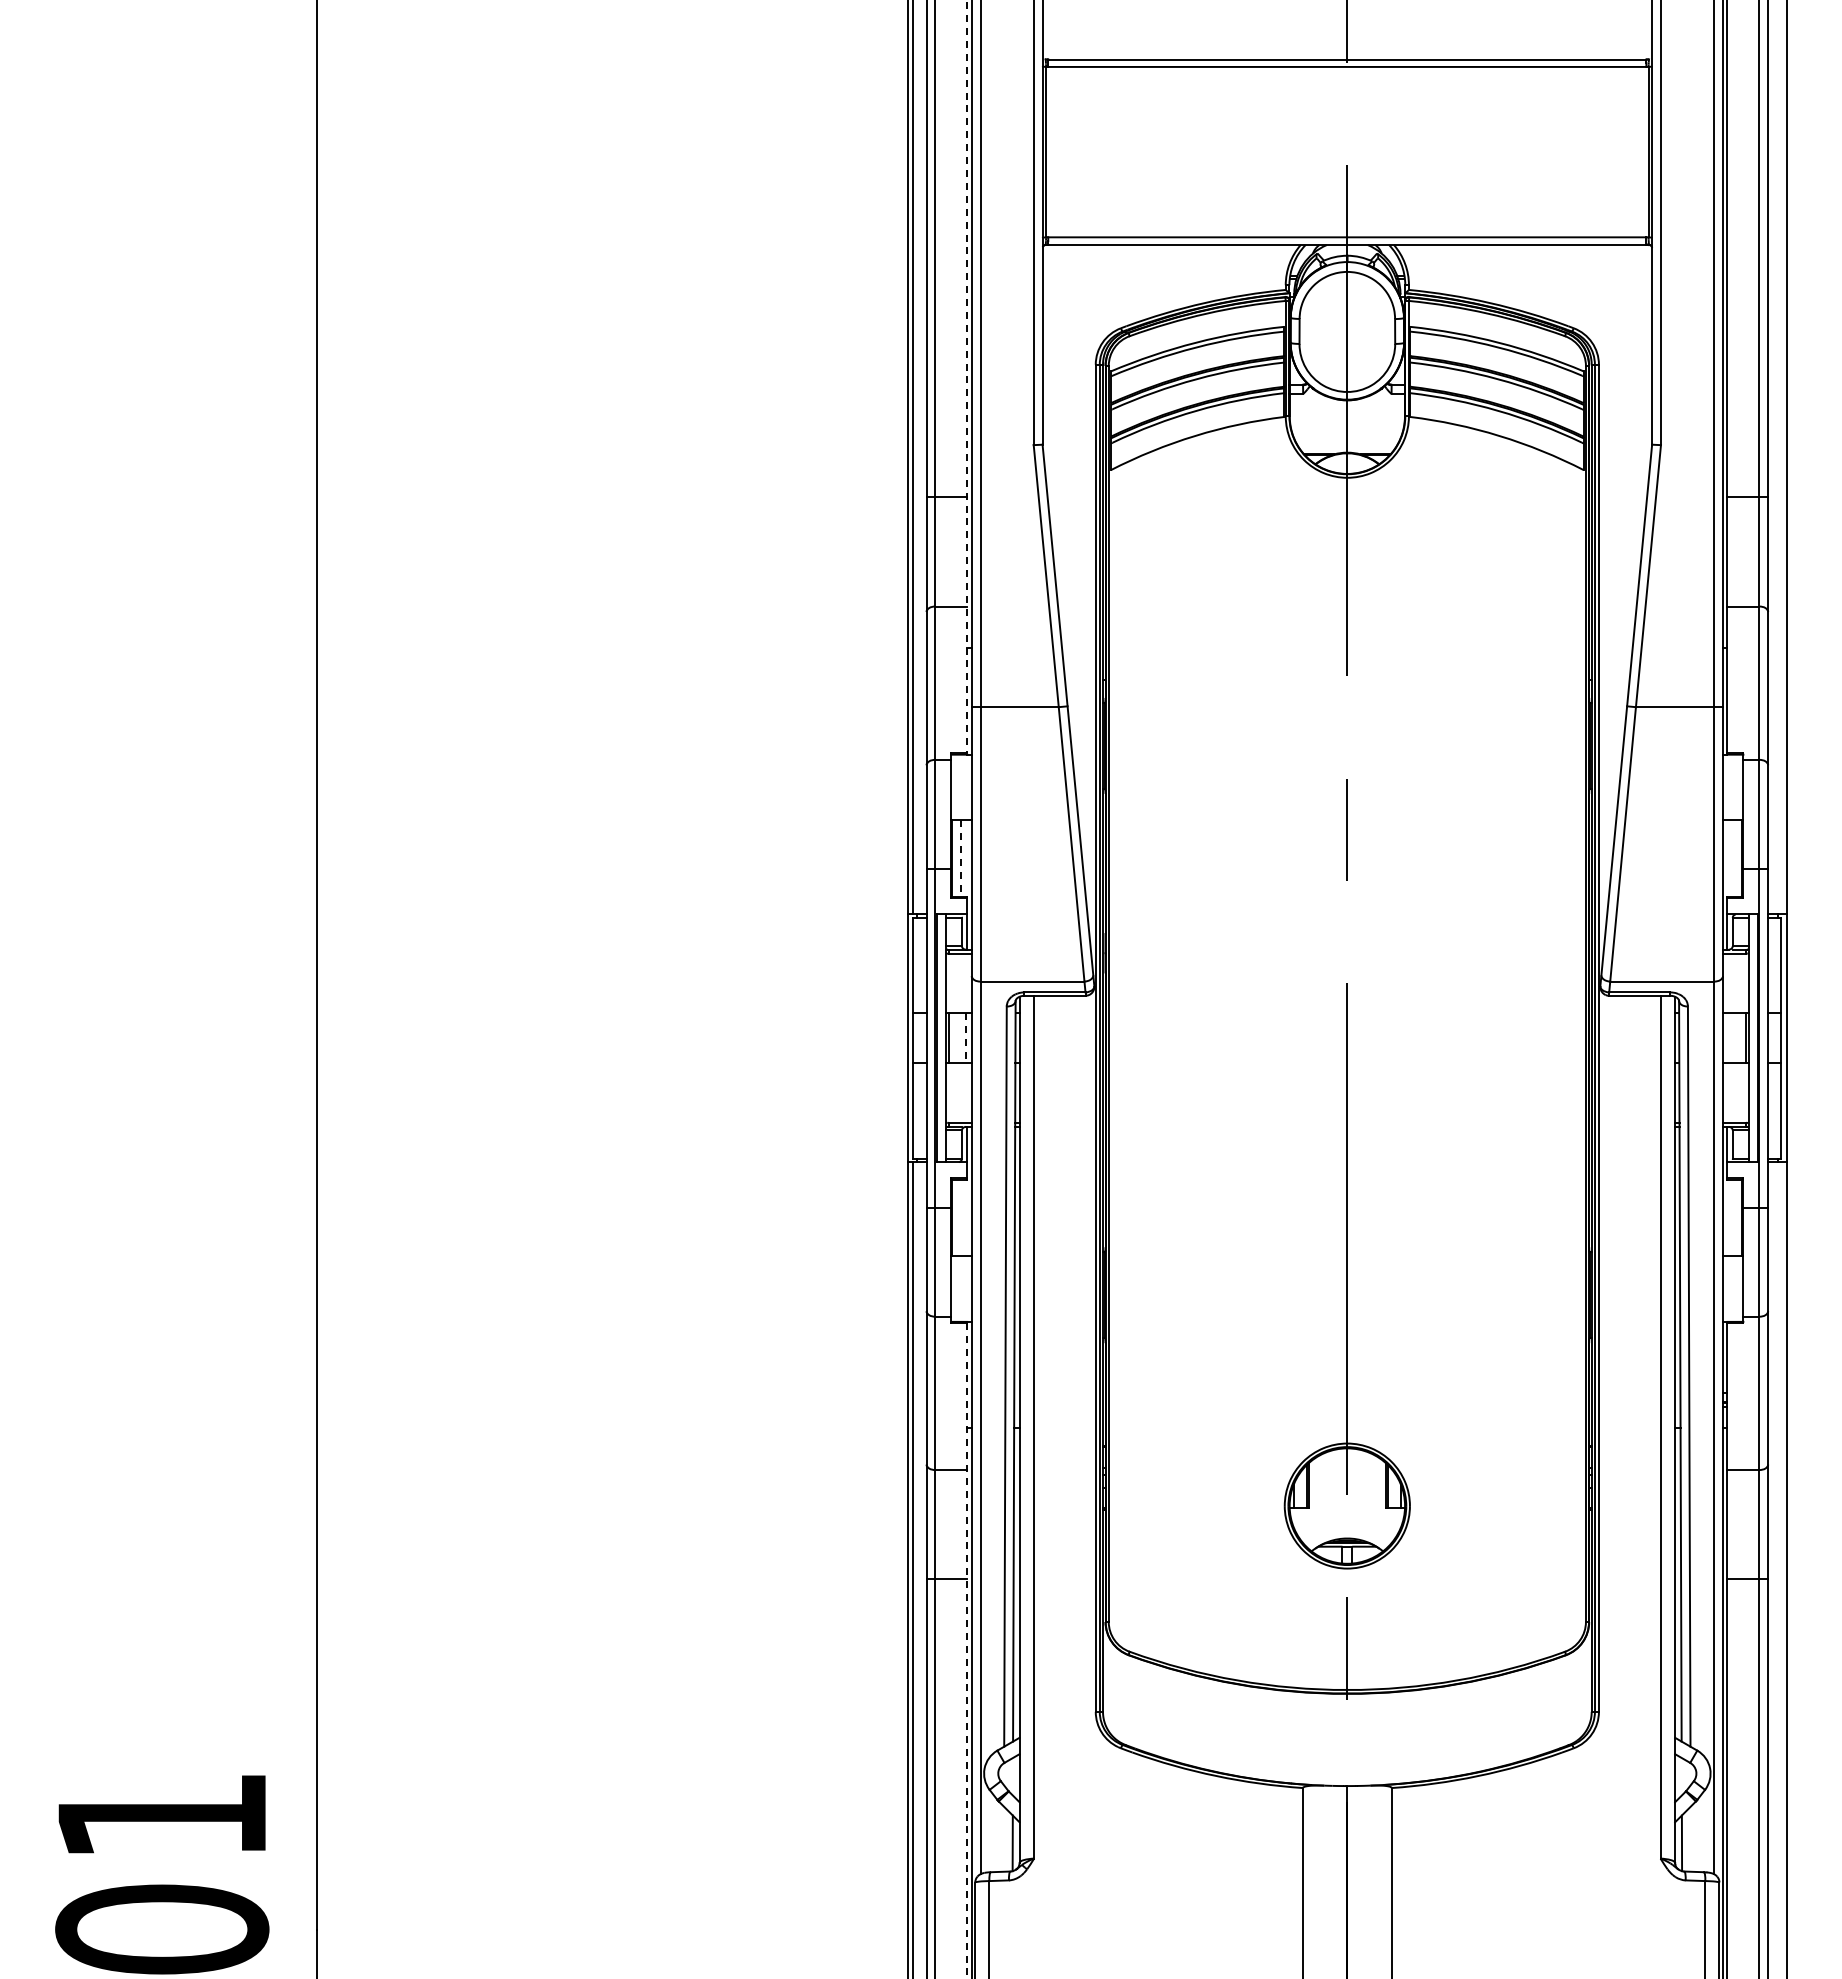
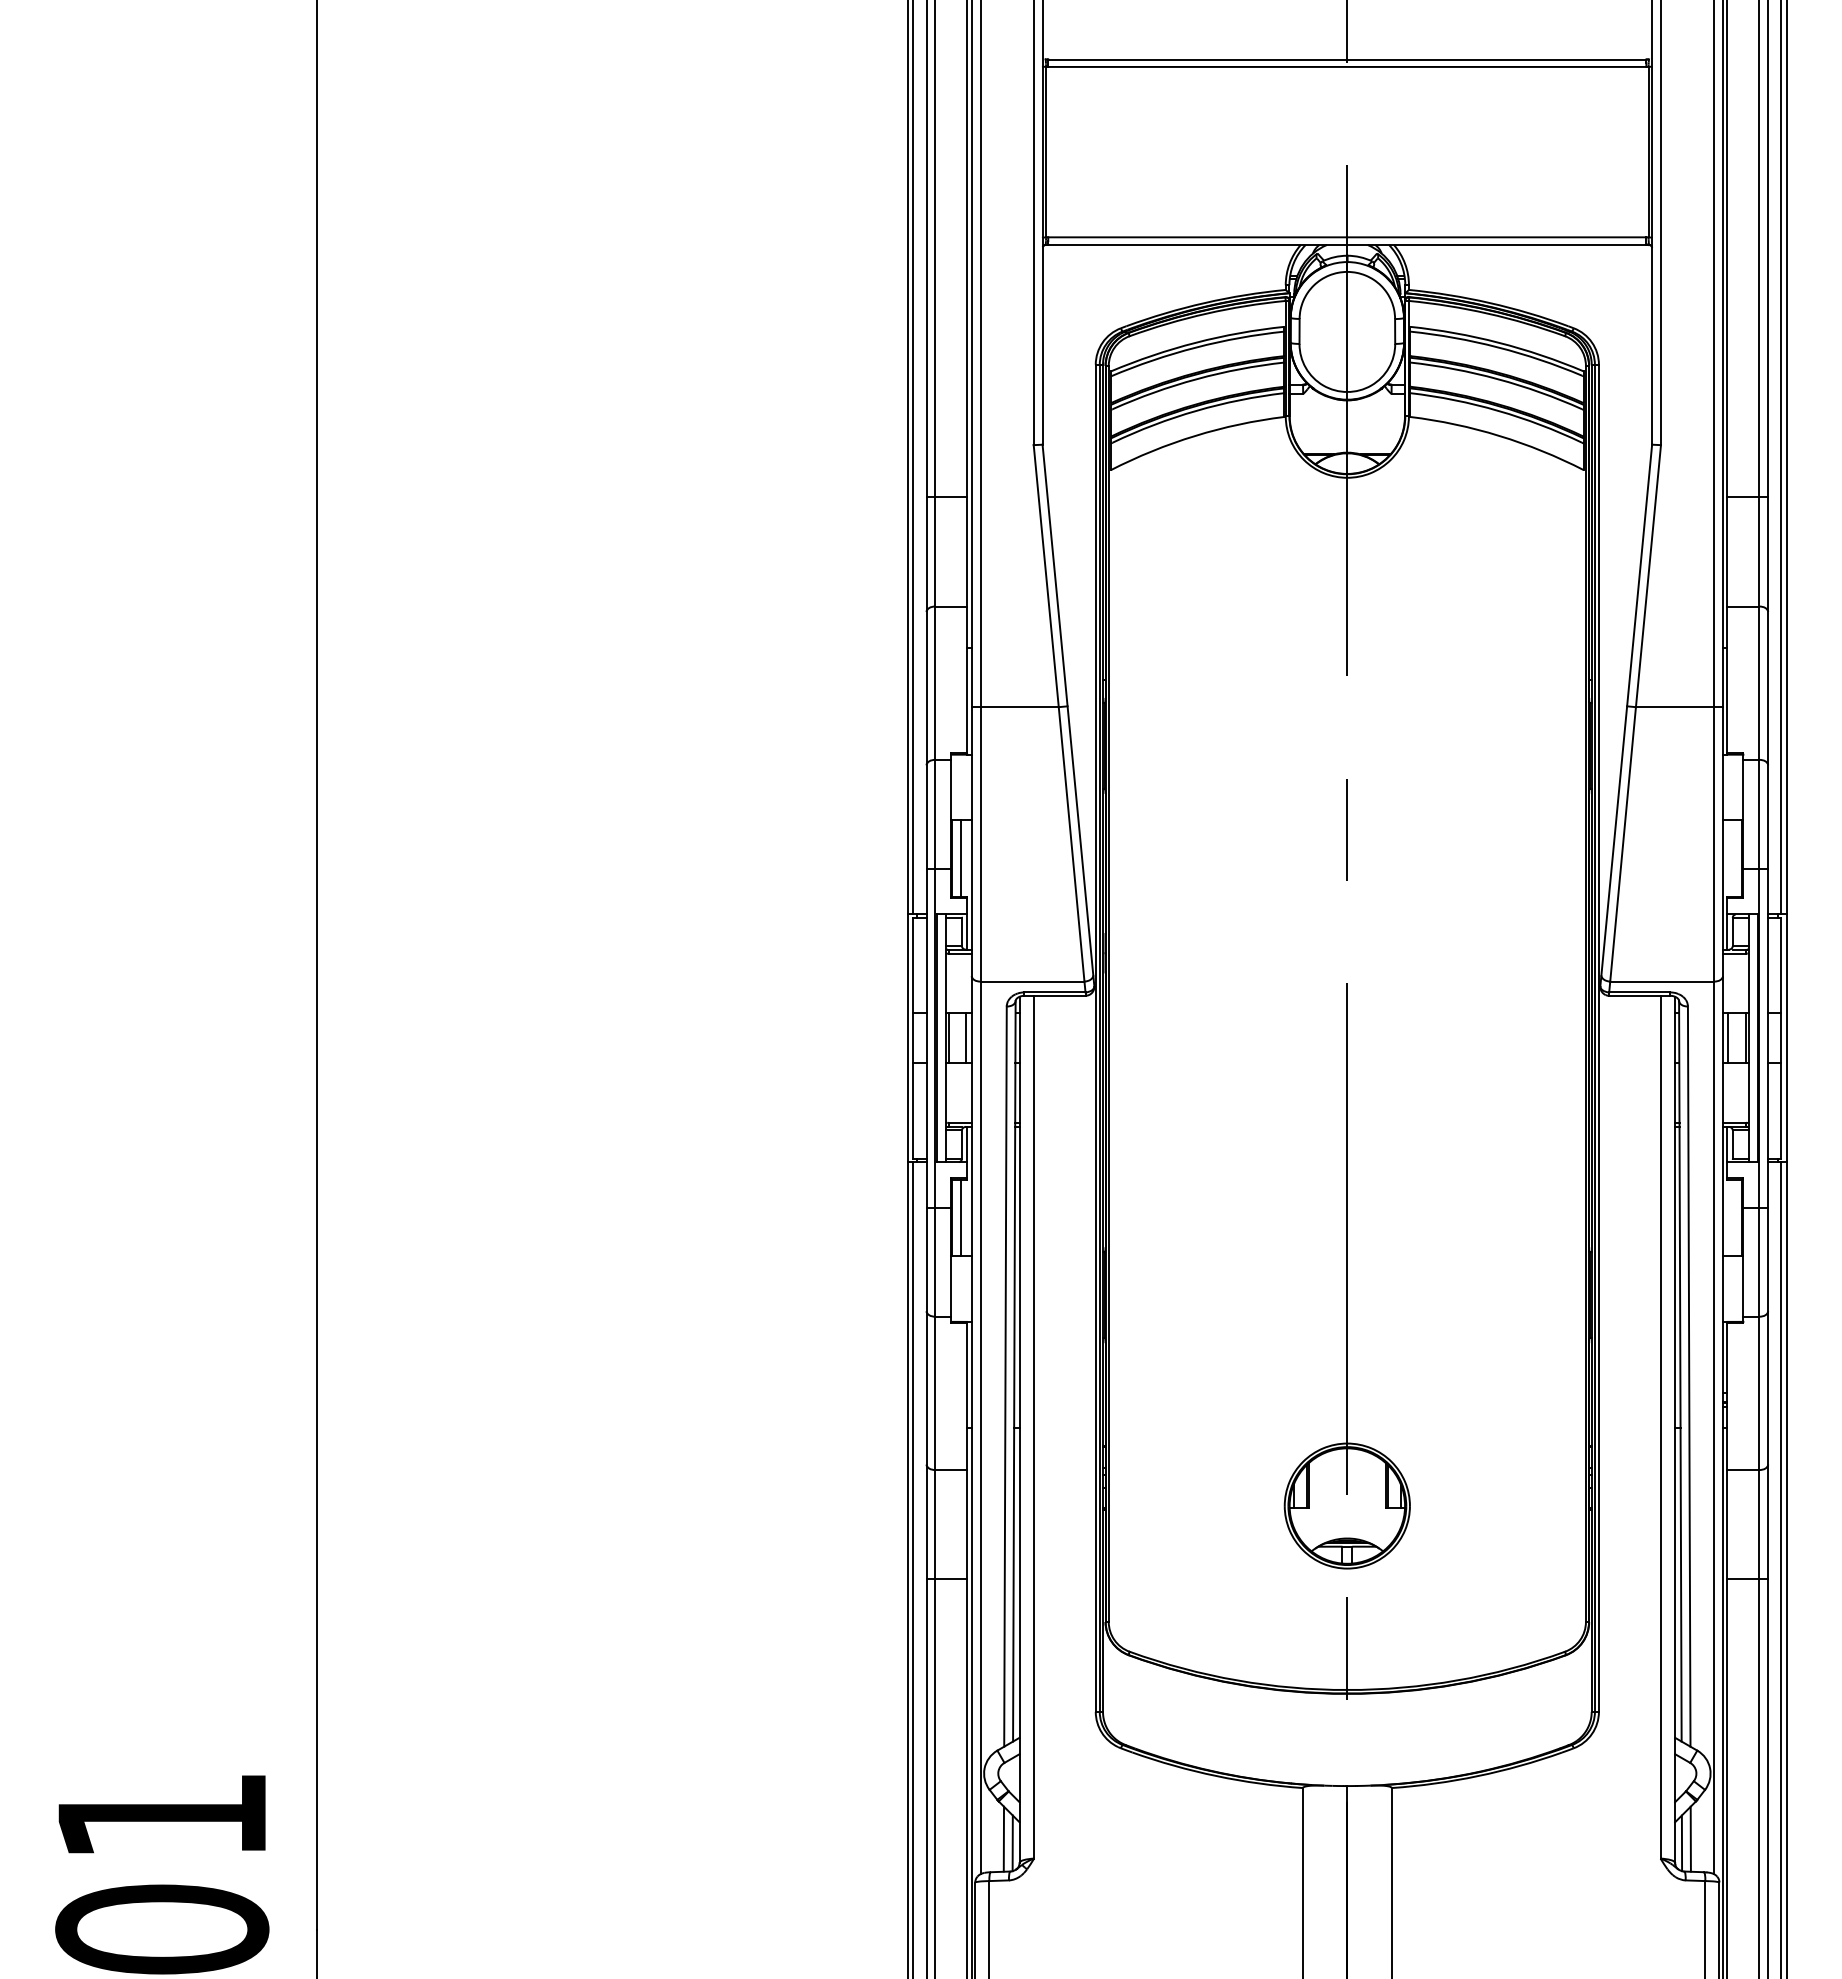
line: dashed -> solid (967, 376)
line: none -> present (1781, 458)
line: dashed -> solid (961, 858)
line: dashed -> solid (966, 1038)
line: none -> present (1728, 1038)
line: none -> present (961, 1218)
line: none -> present (1781, 1568)
line: dashed -> solid (967, 1650)
line: none -> present (1003, 1838)
line: none -> present (1690, 1838)
